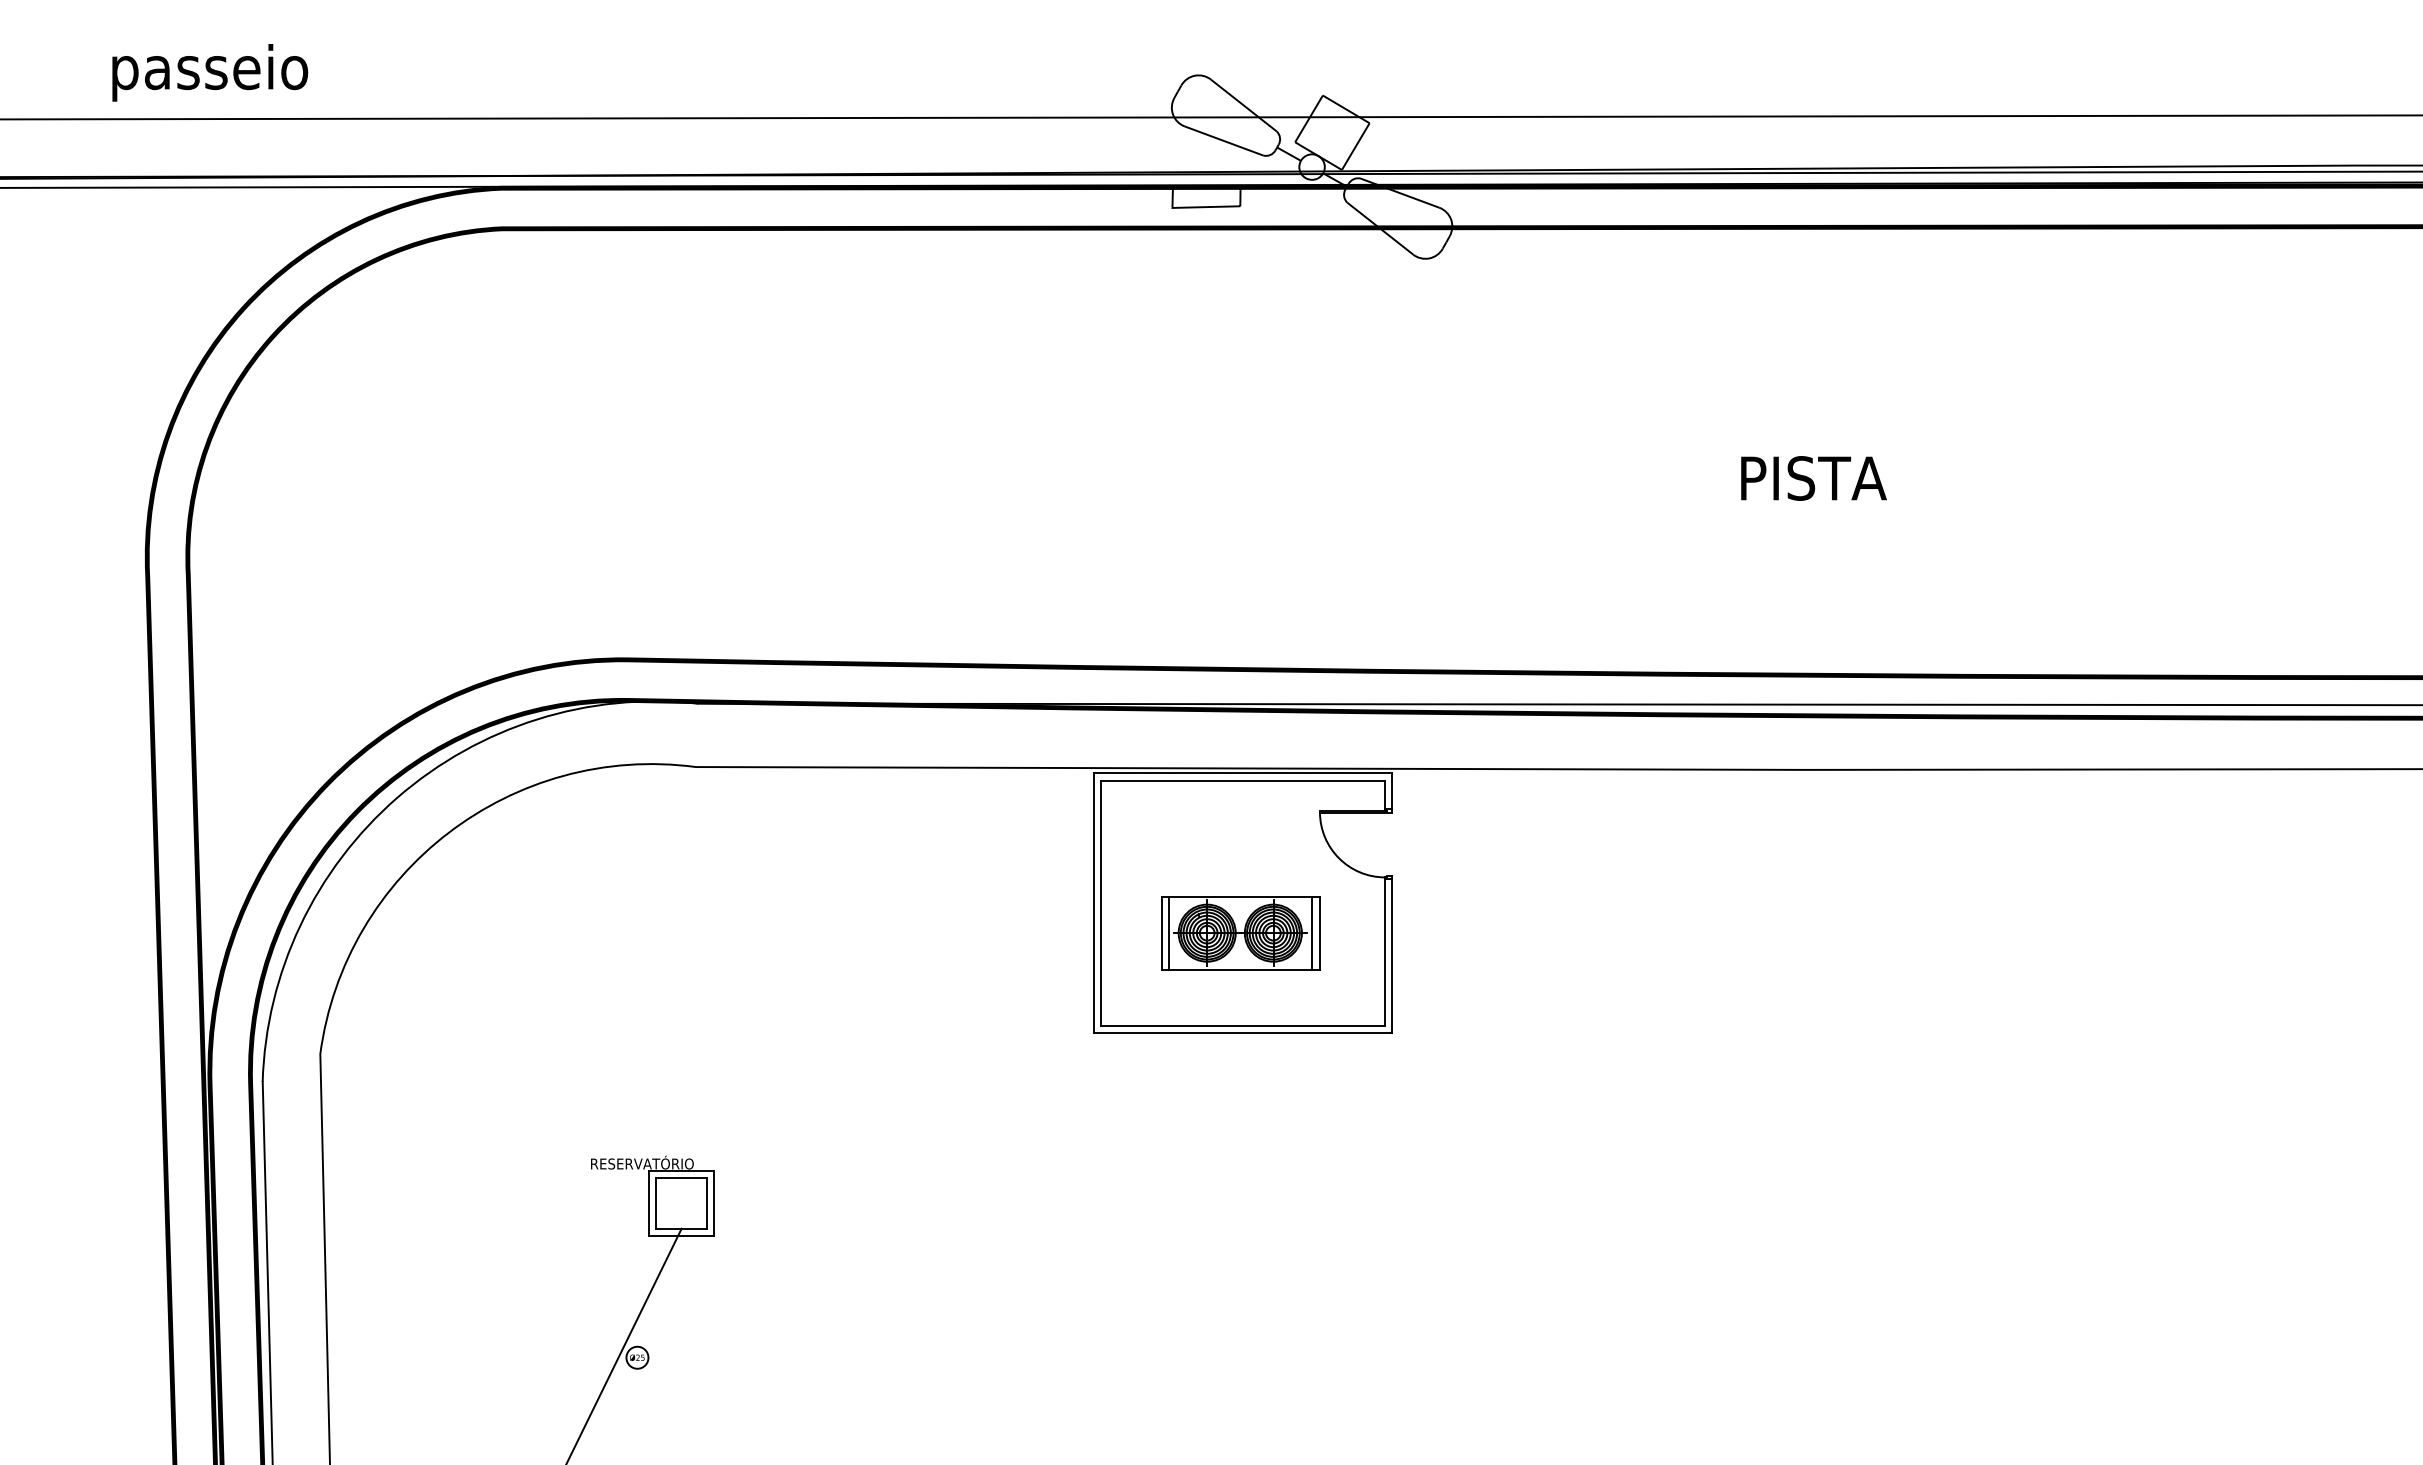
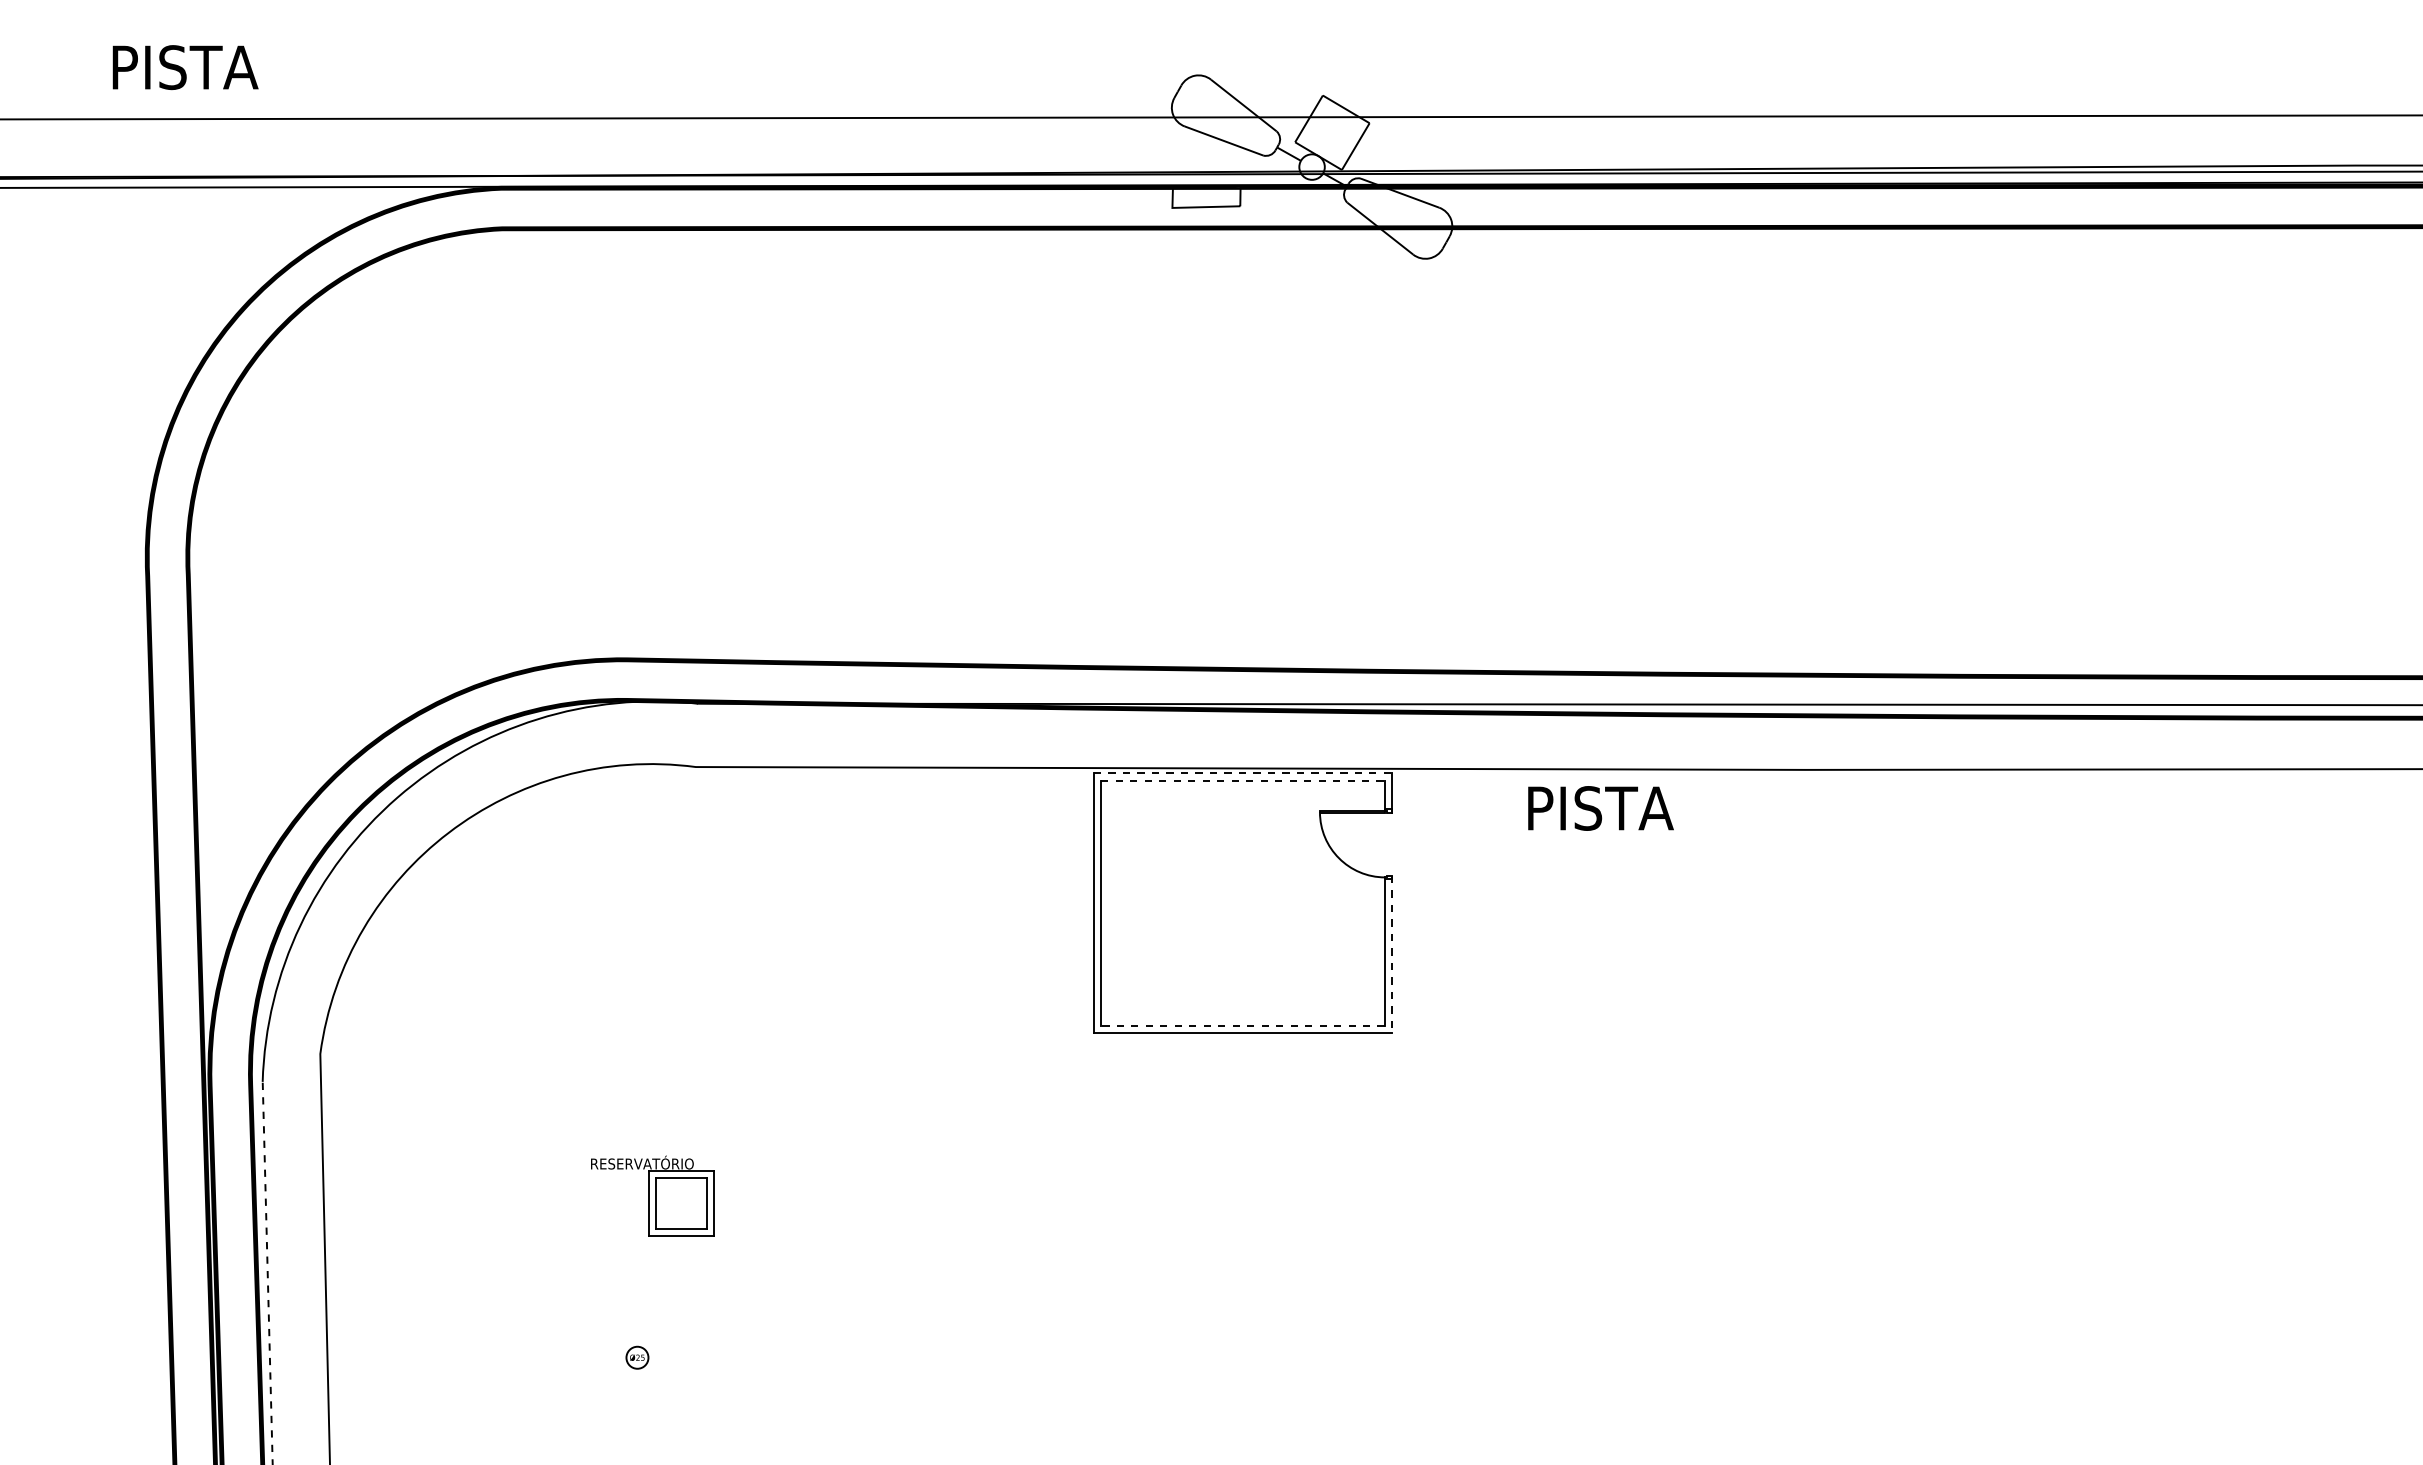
text: passeio -> PISTA (210, 72)
text position: (1813, 478) -> (1600, 808) (1600, 808)
line: solid -> dashed (1242, 773)
line: solid -> dashed (1242, 780)
part: present -> none (1240, 933)
line: solid -> dashed (1391, 954)
line: solid -> dashed (1242, 1025)
line: solid -> dashed (267, 1272)
line: present -> none (624, 1344)
